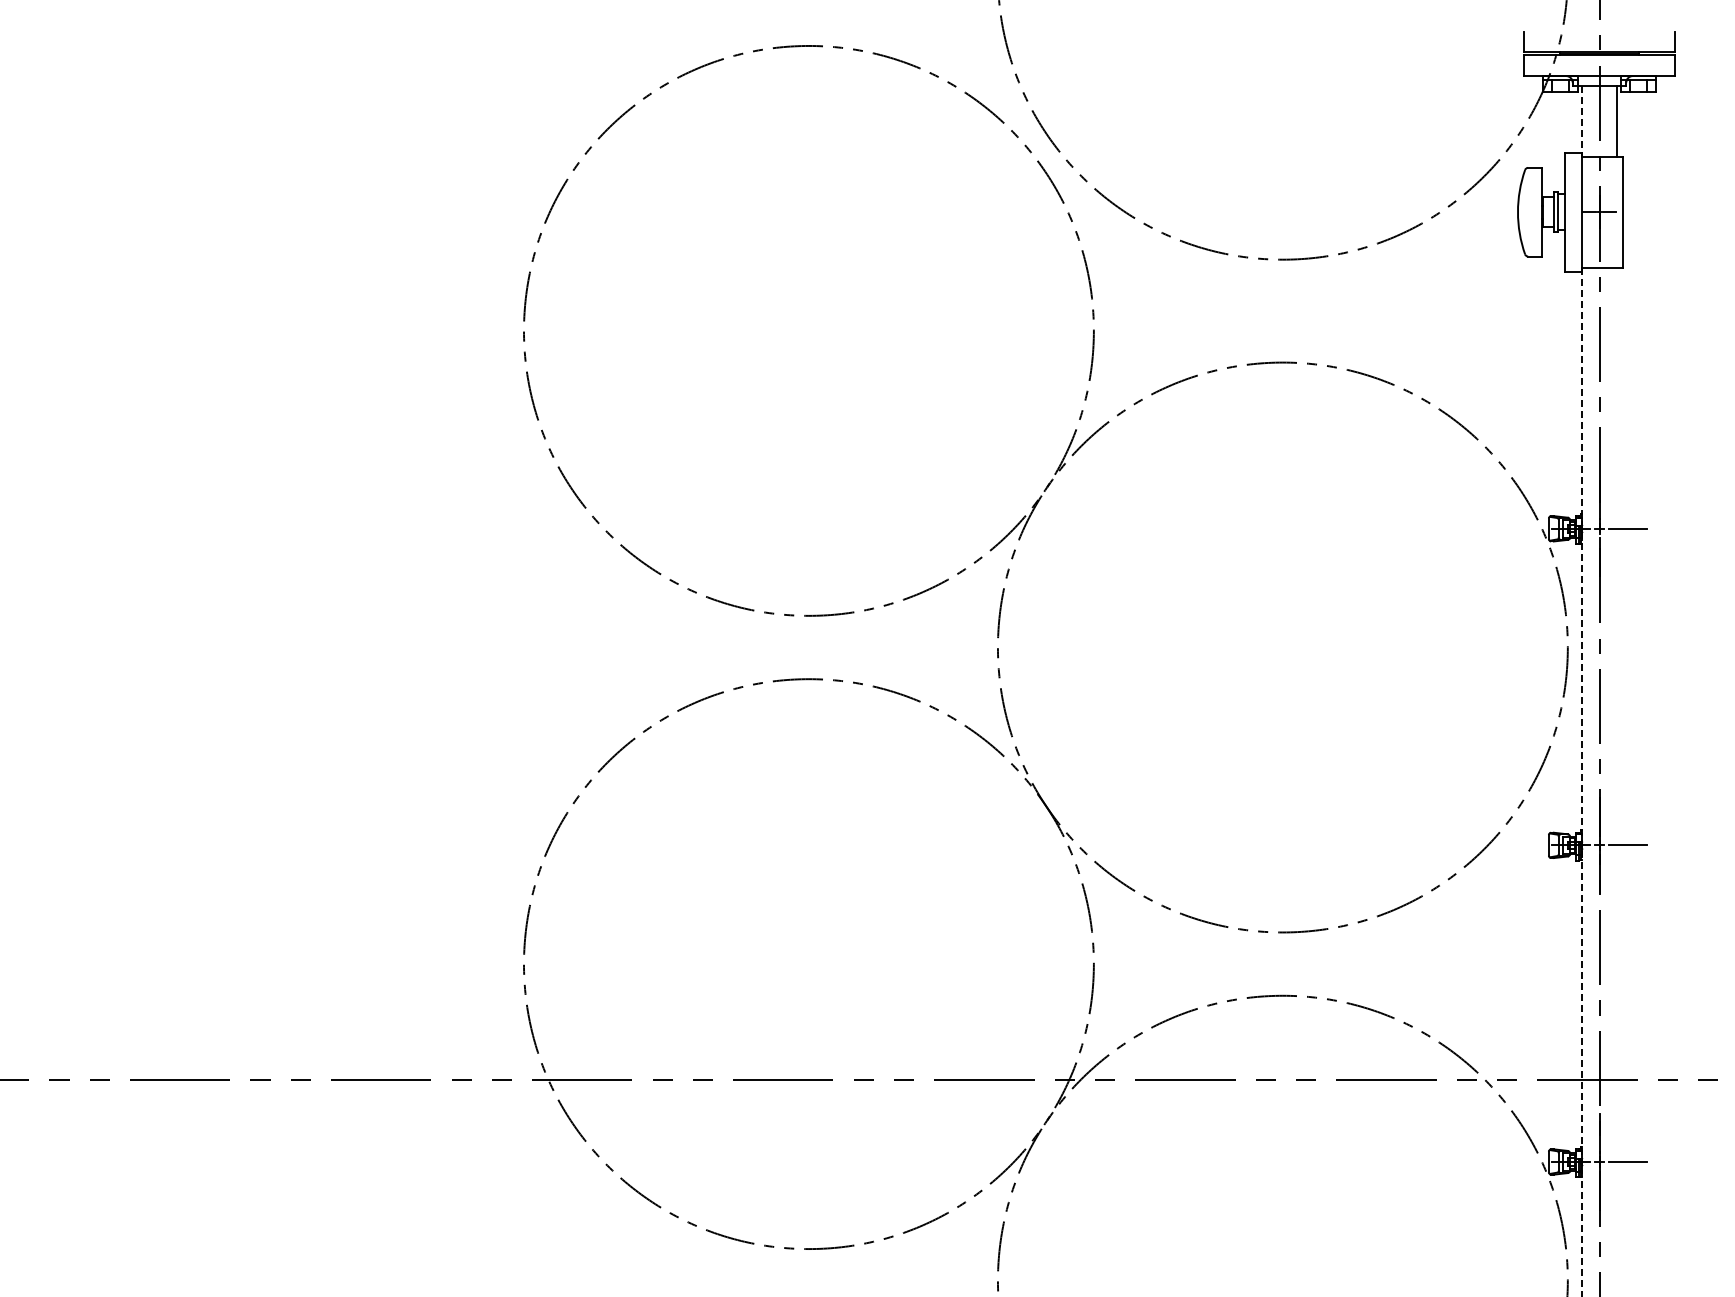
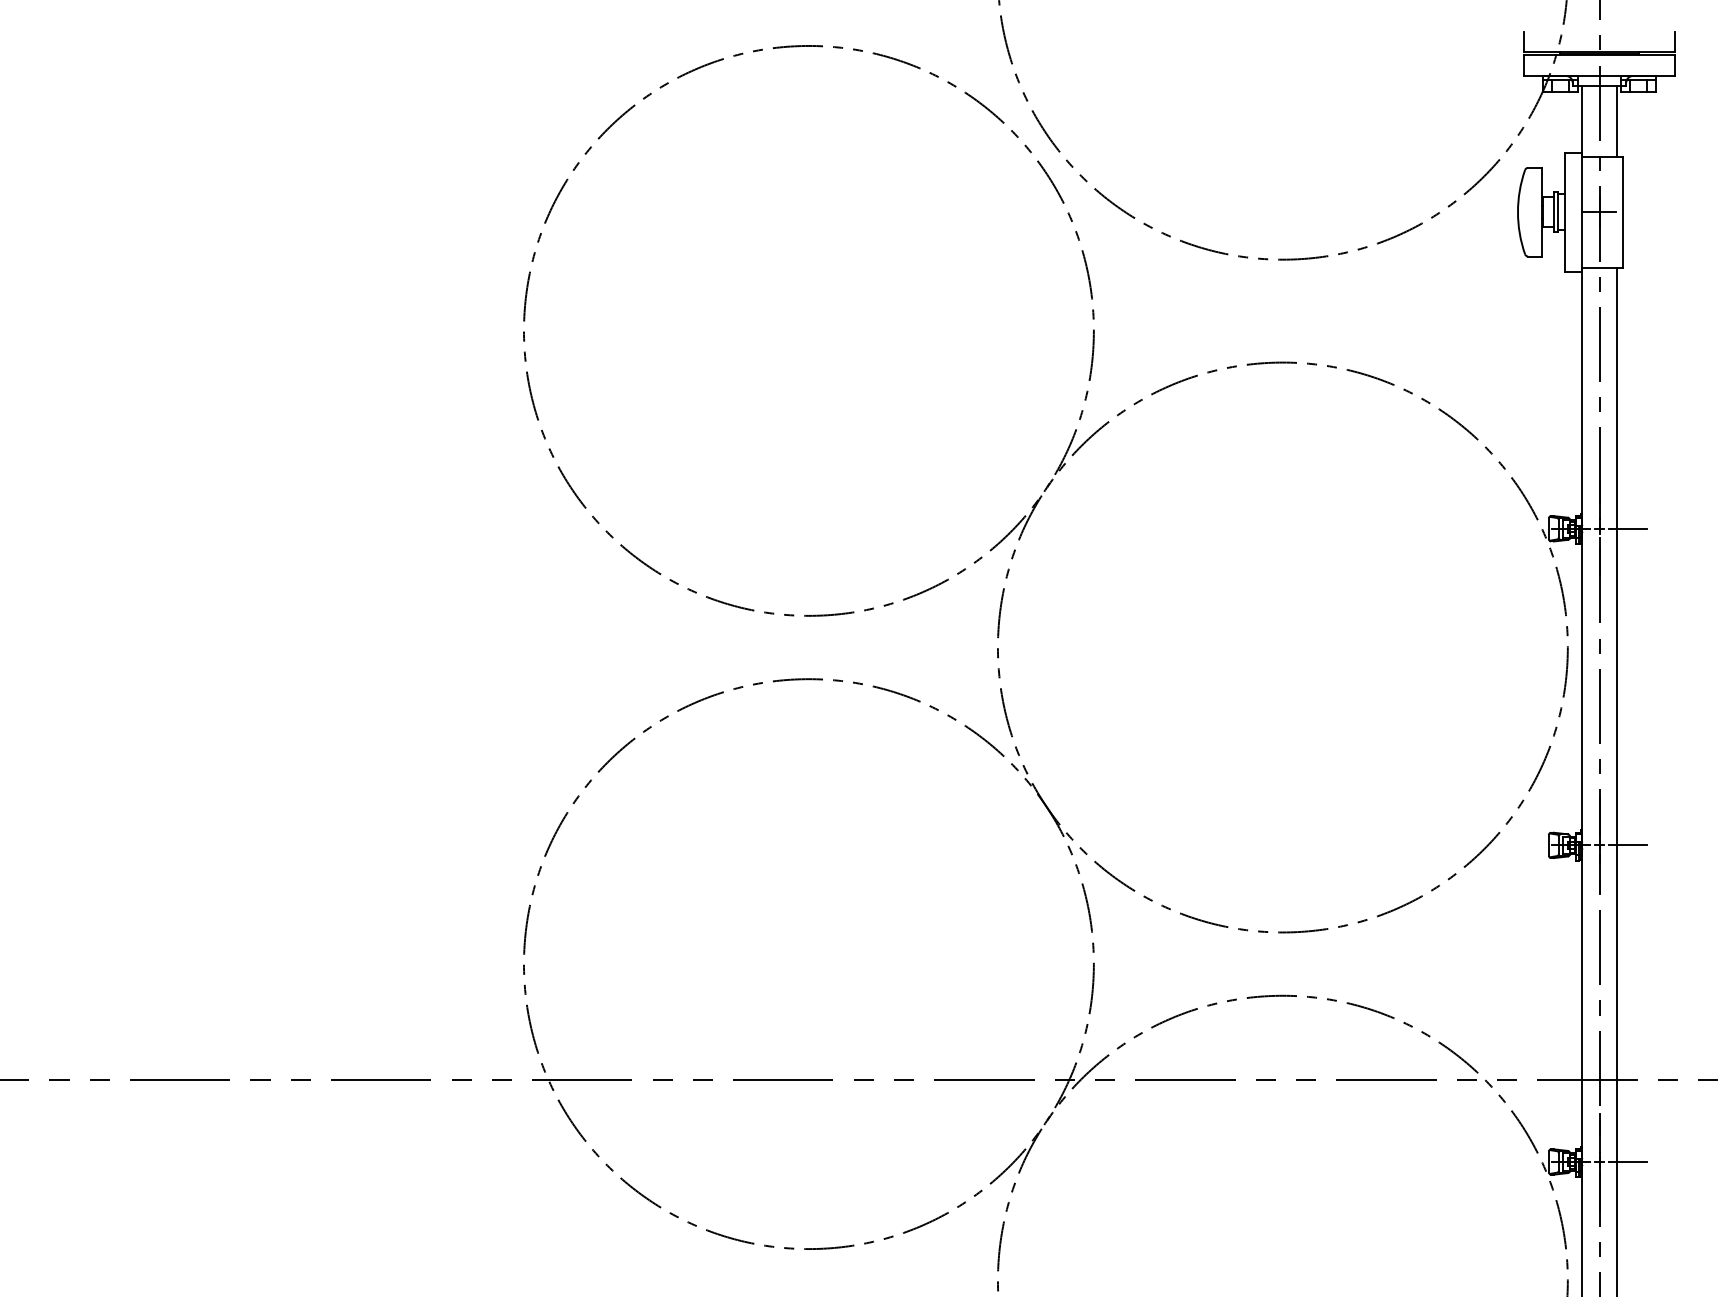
line: dashed -> solid (1582, 121)
line: none -> present (1616, 780)
line: dashed -> solid (1582, 782)
